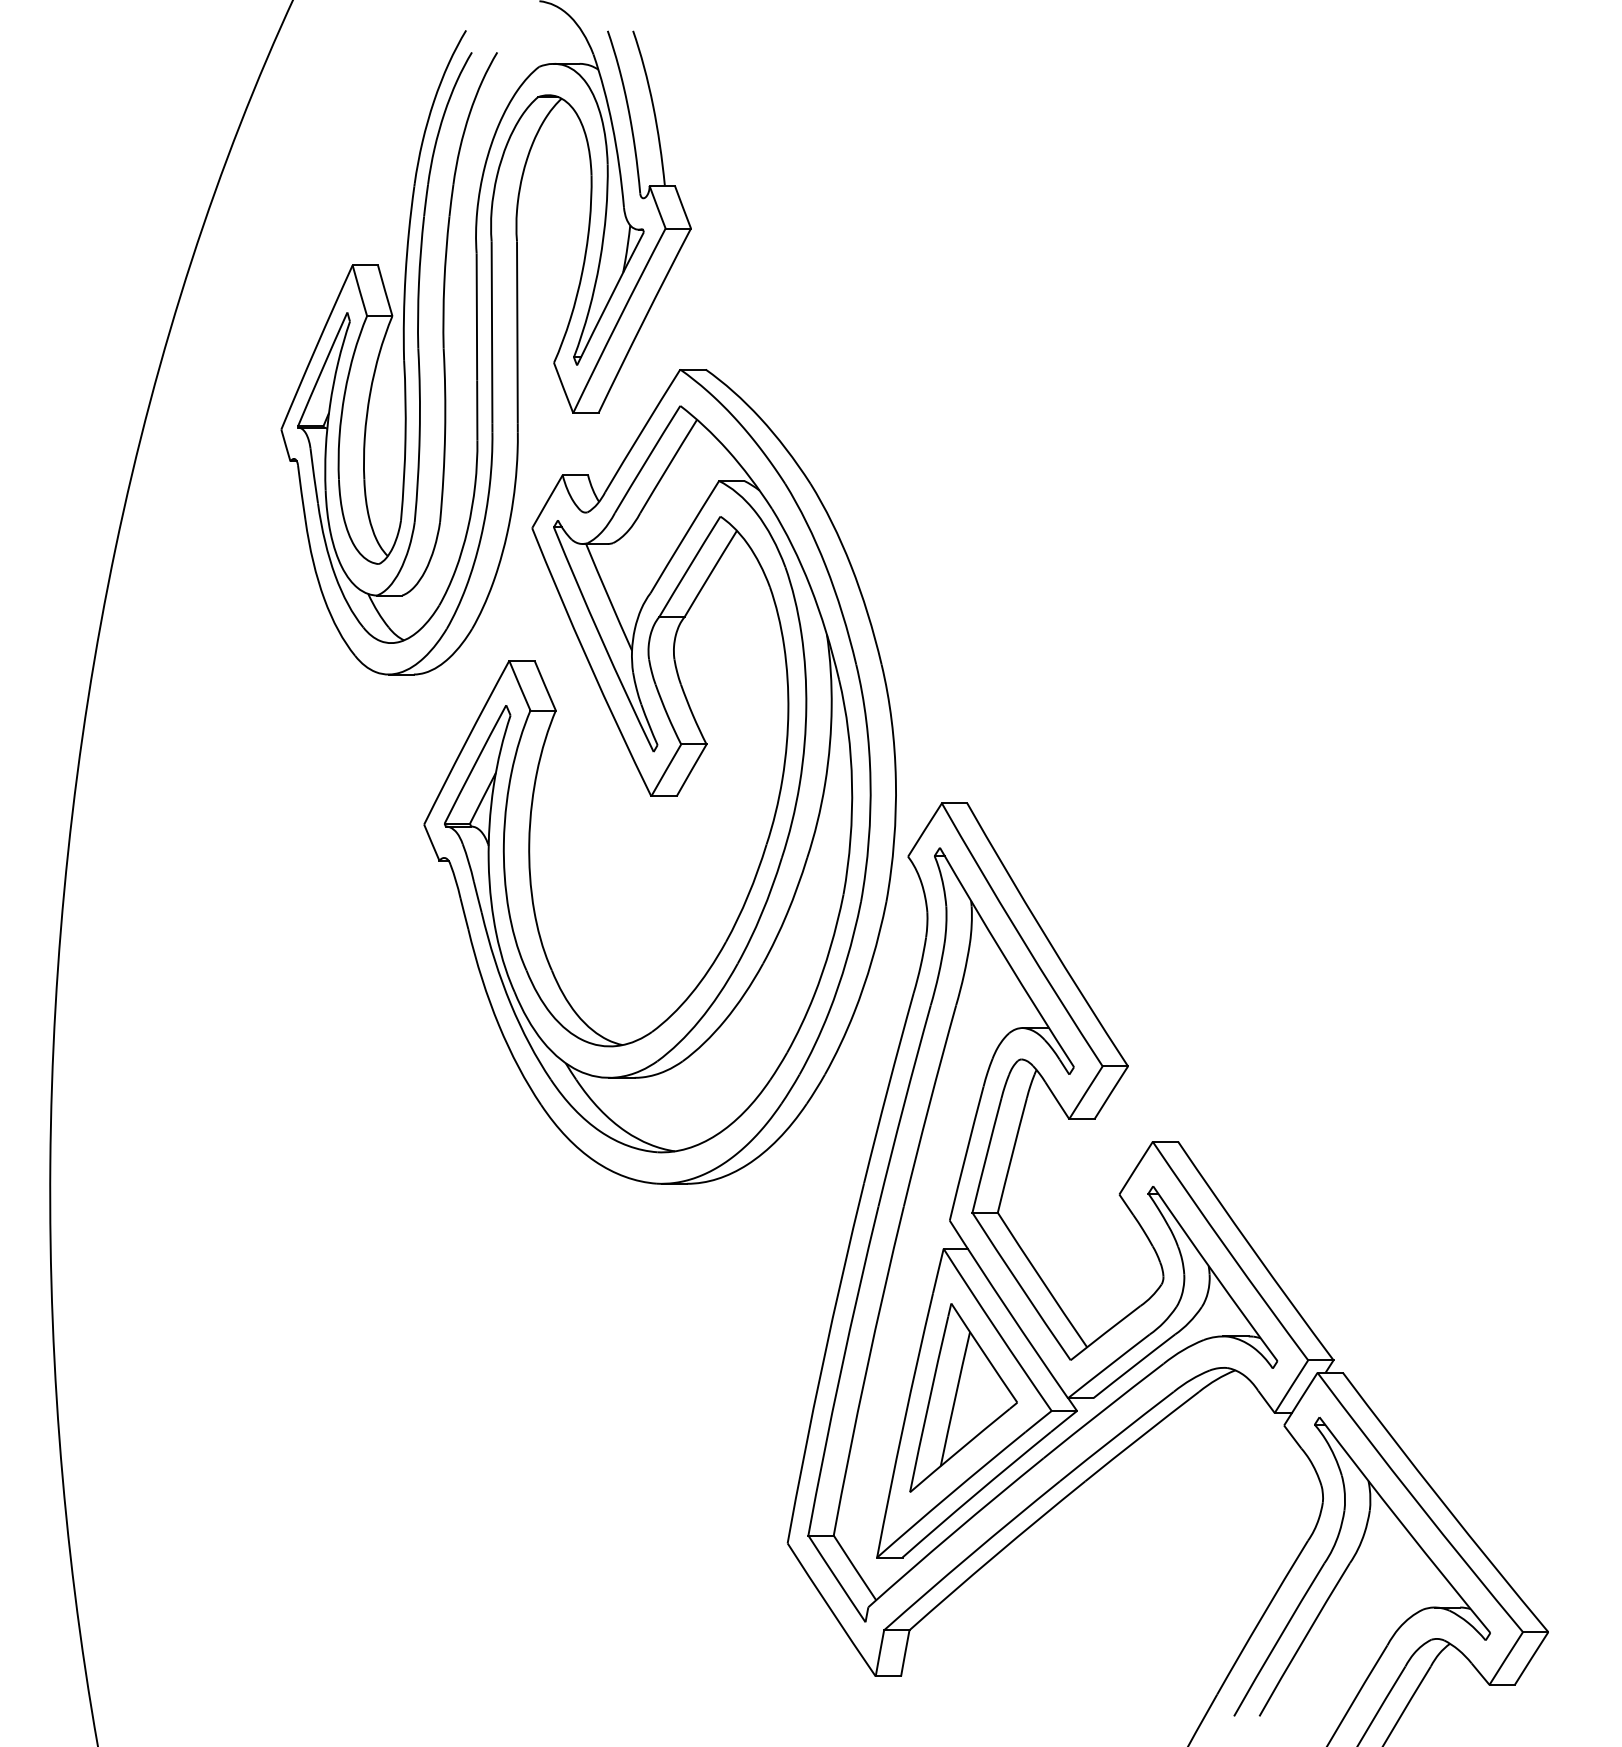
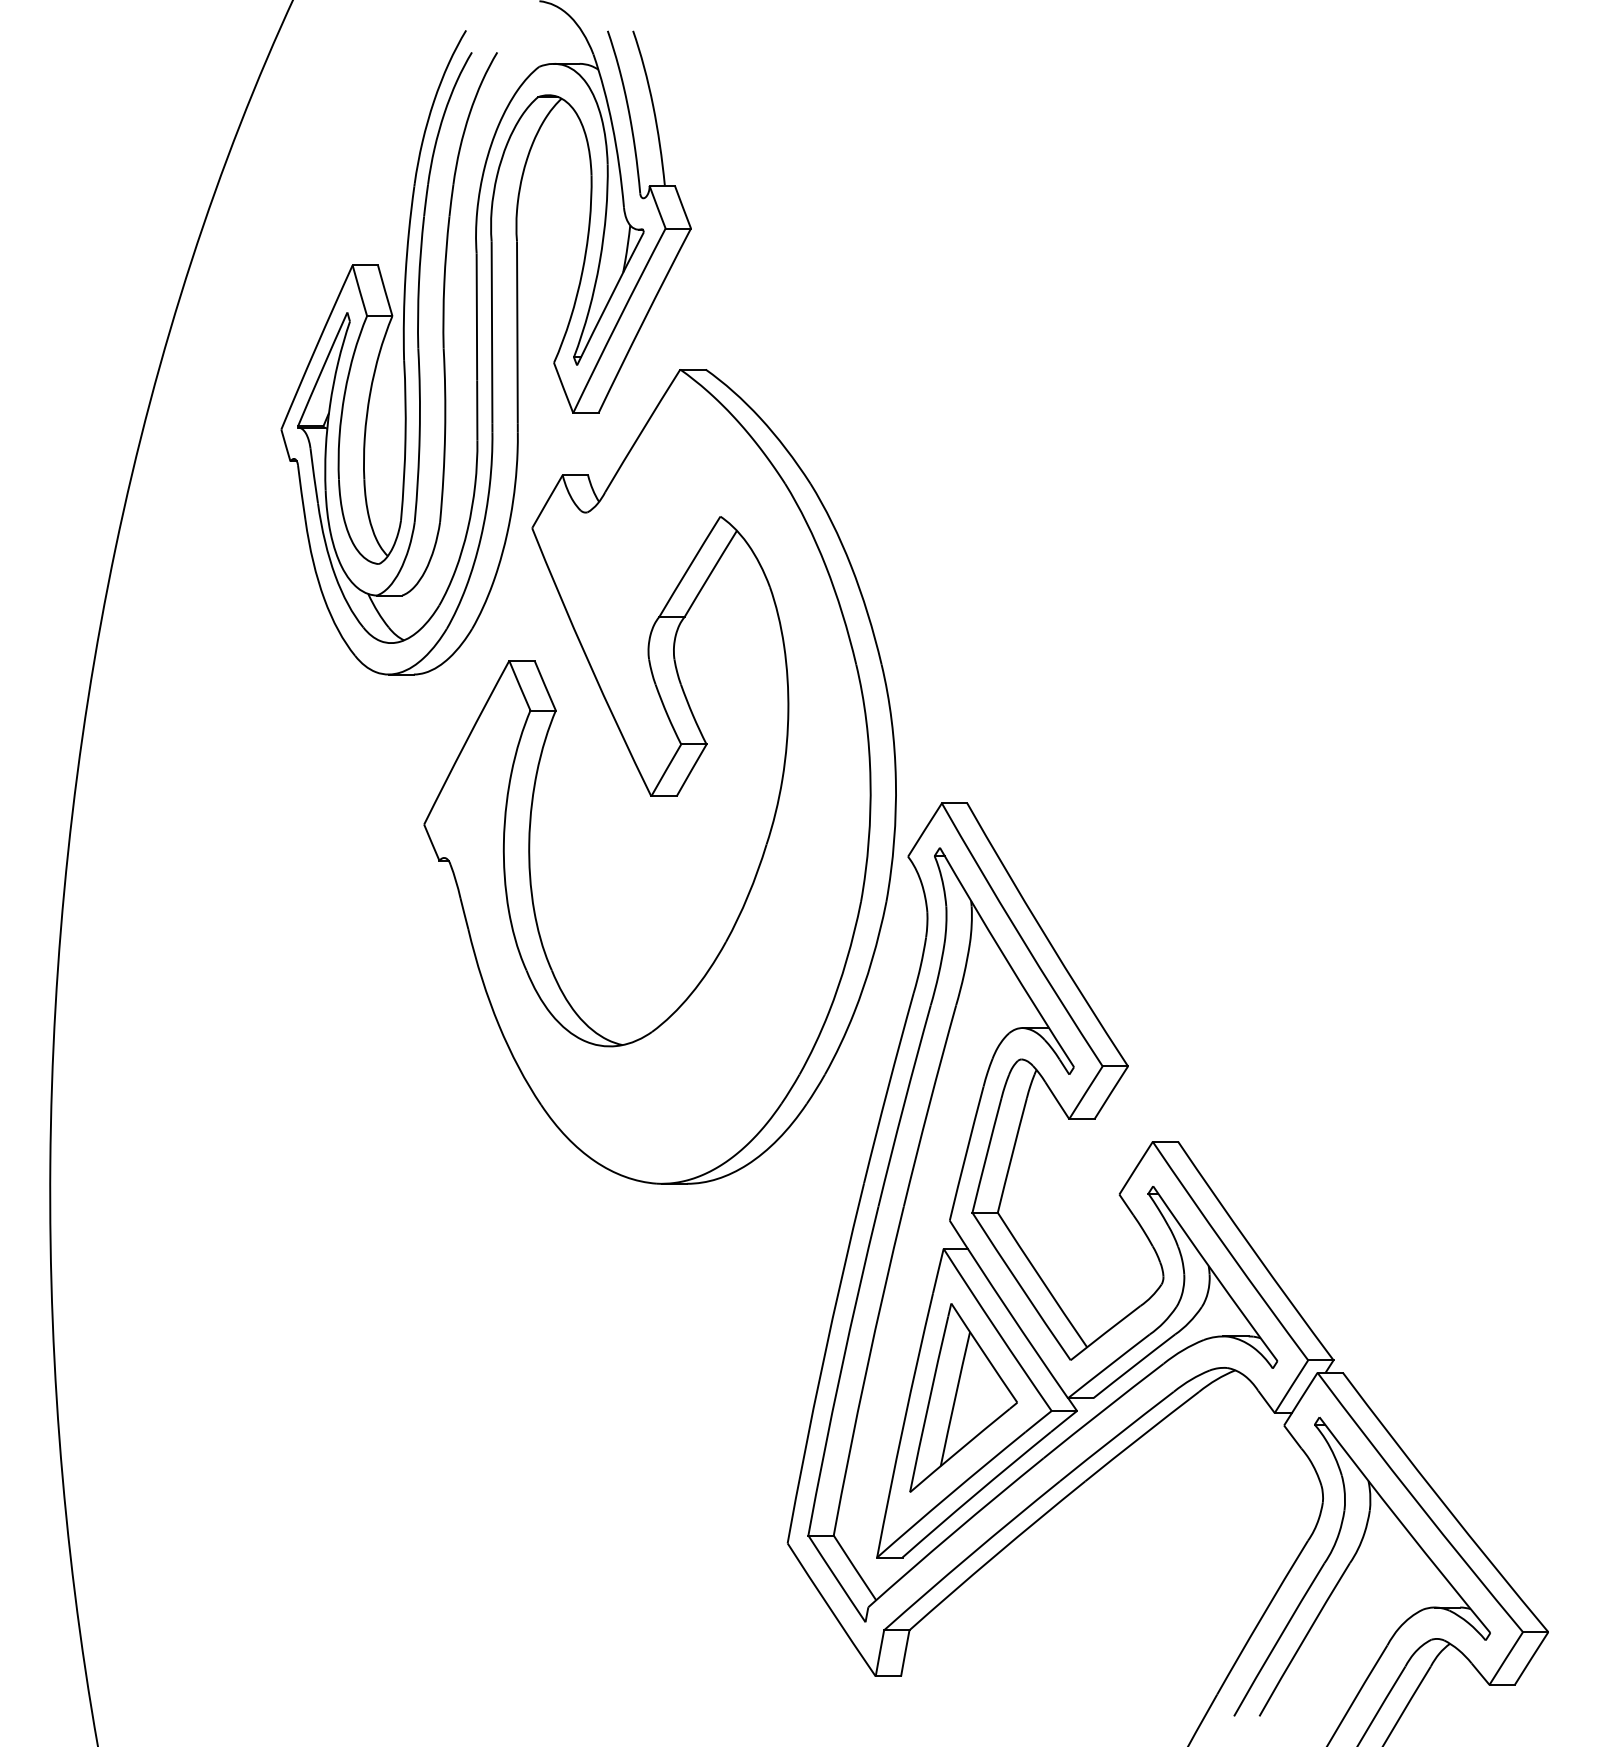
part: present -> none (653, 752)
